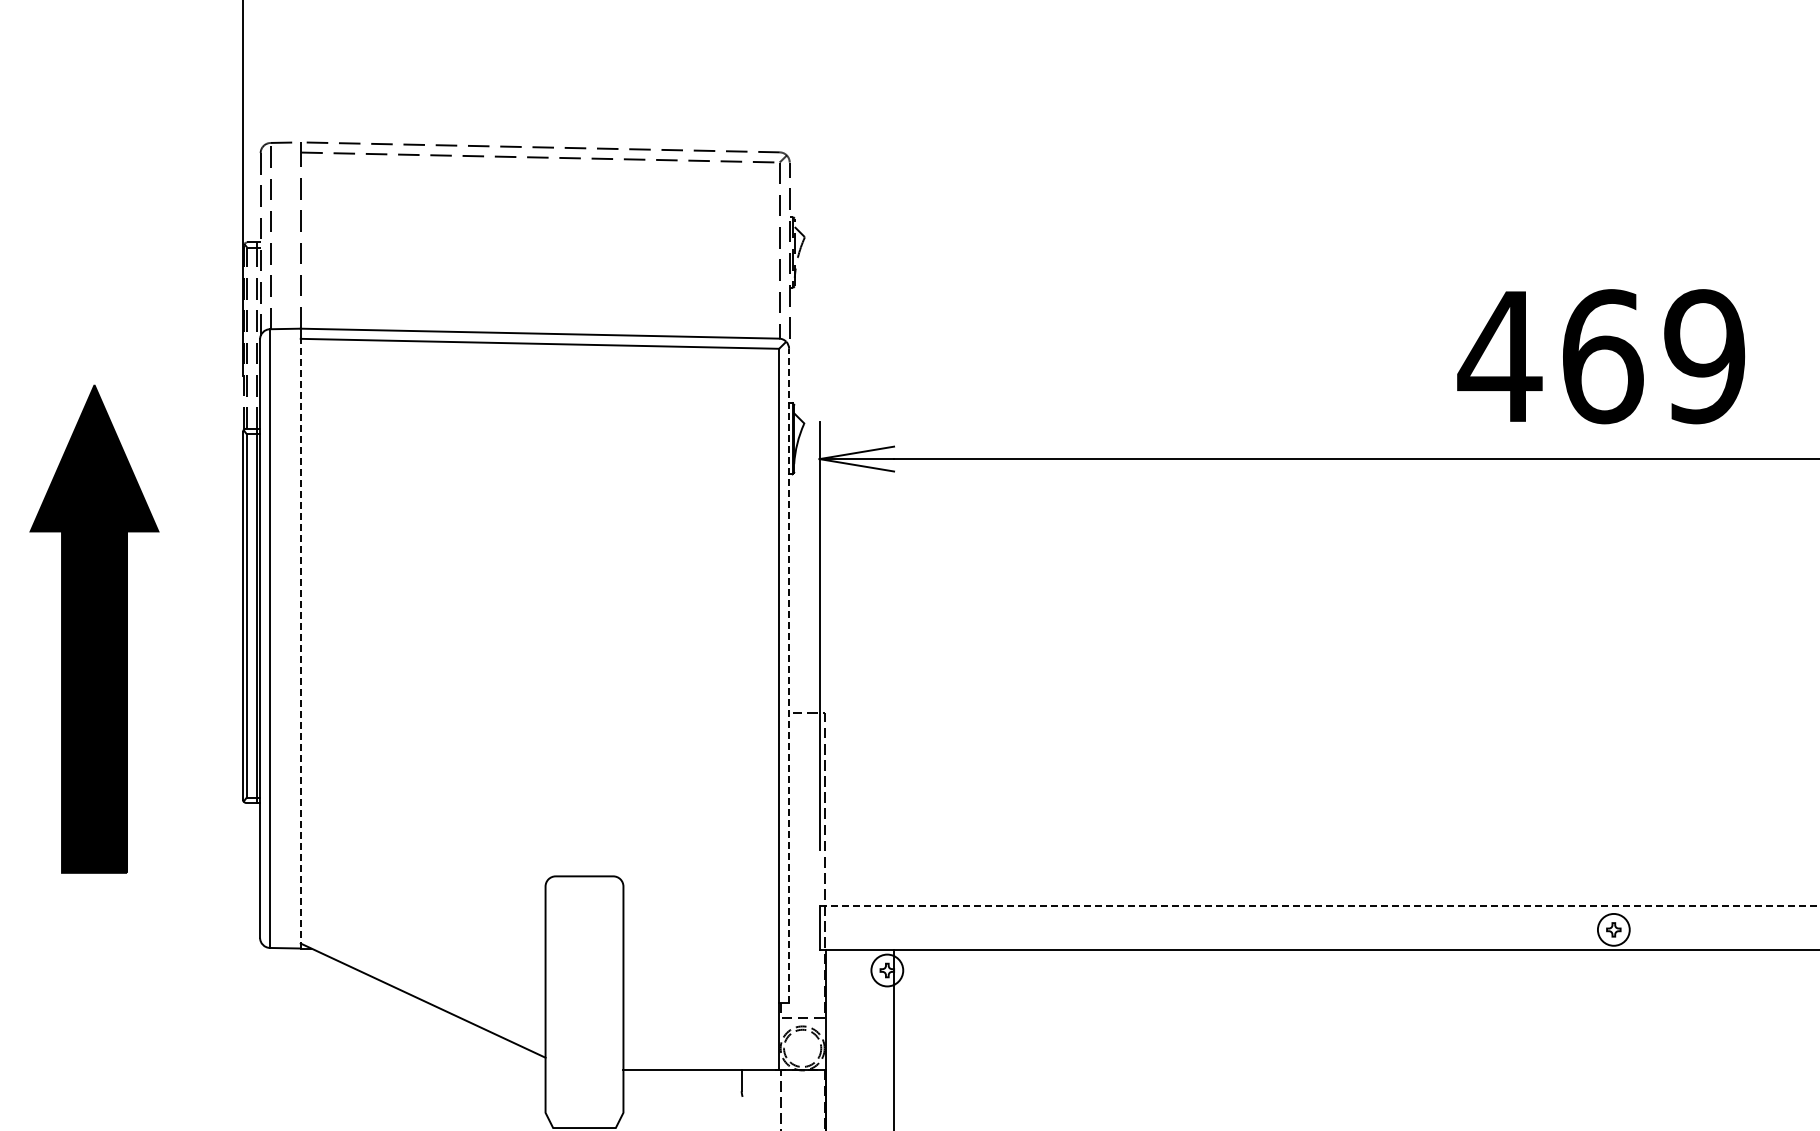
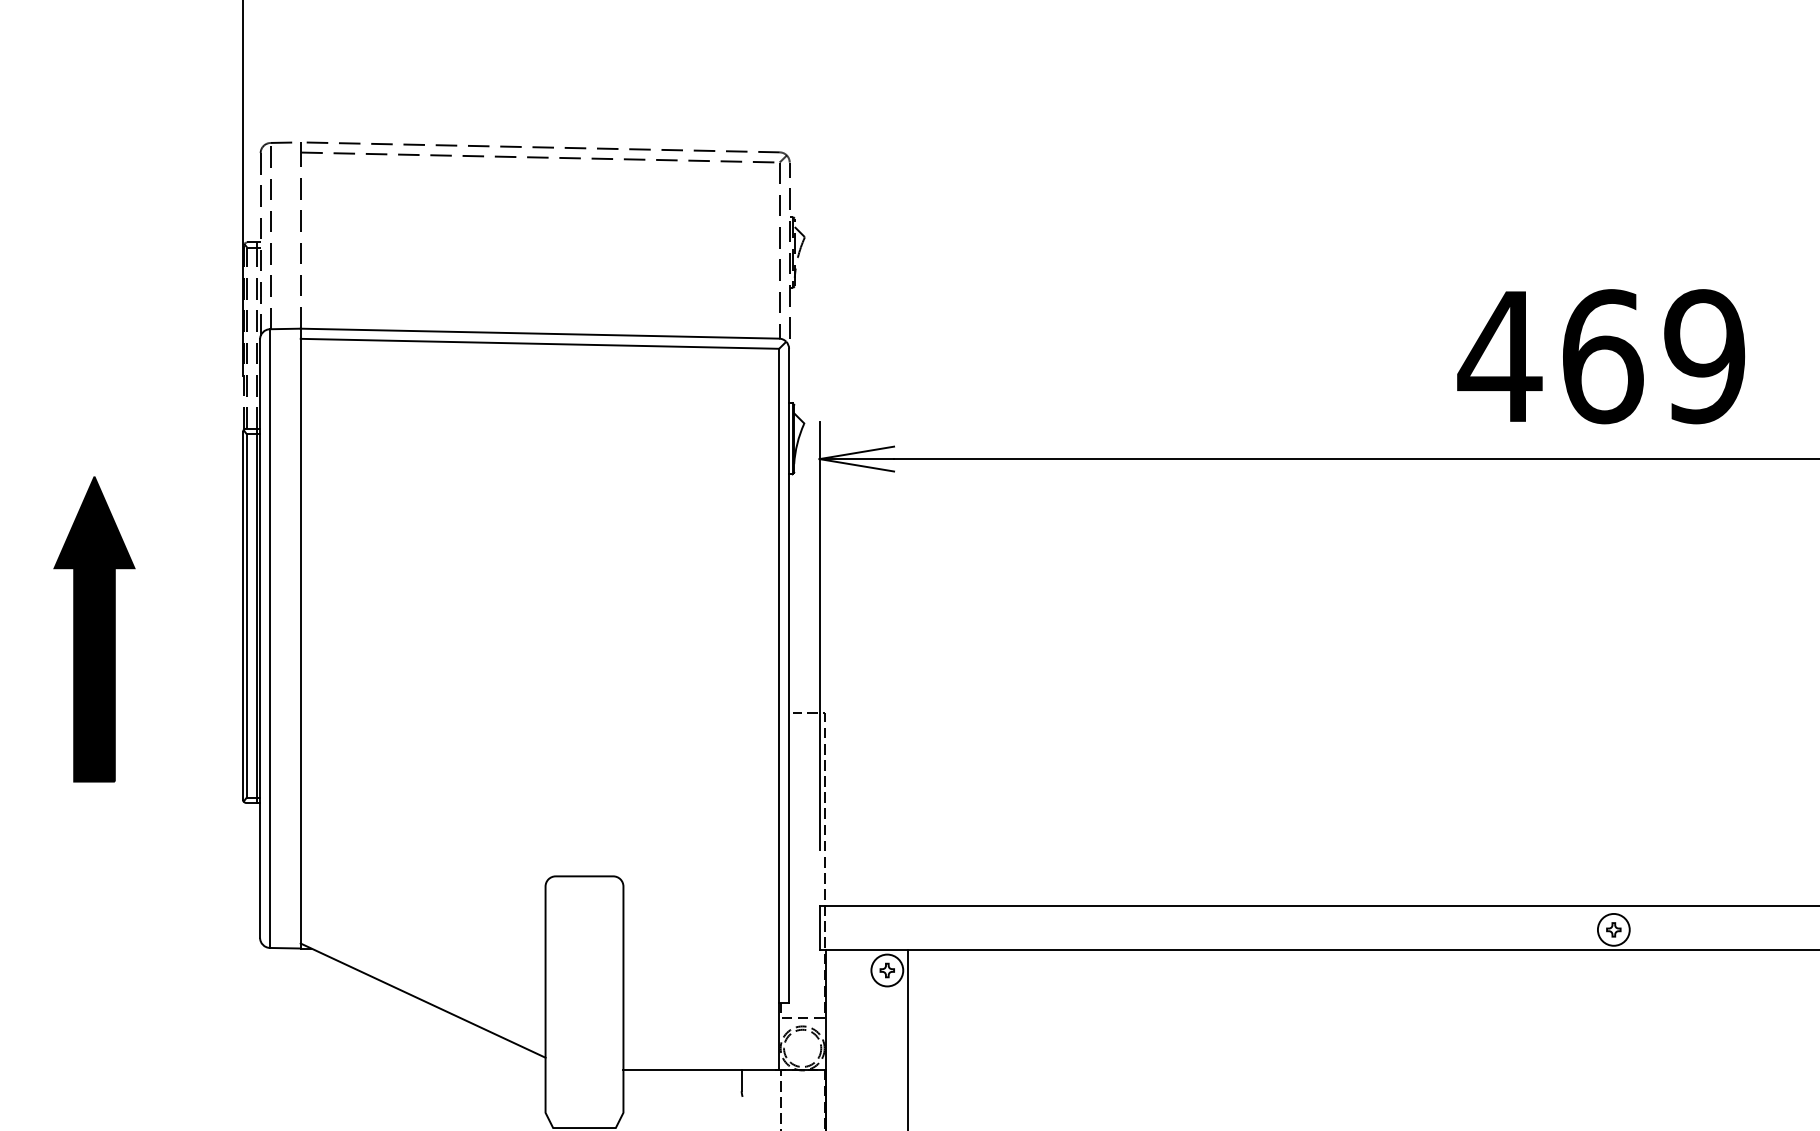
part size: 131x490 px -> 83x307 px (94, 629)
line: dashed -> solid (300, 643)
line: dashed -> solid (789, 675)
line: dashed -> solid (1319, 906)
line position: (893, 1038) -> (907, 1038) (907, 1038)
